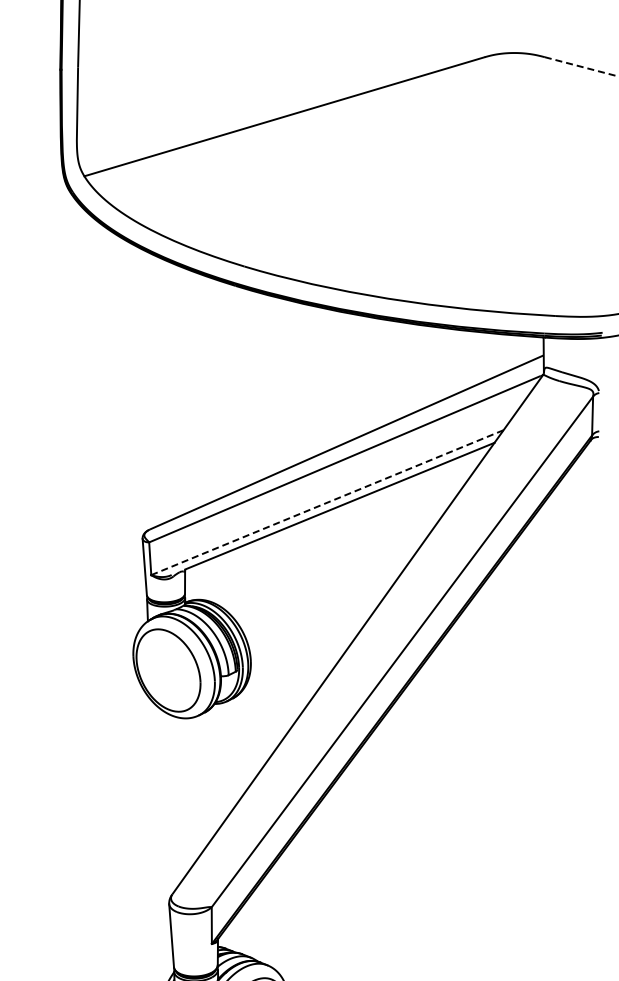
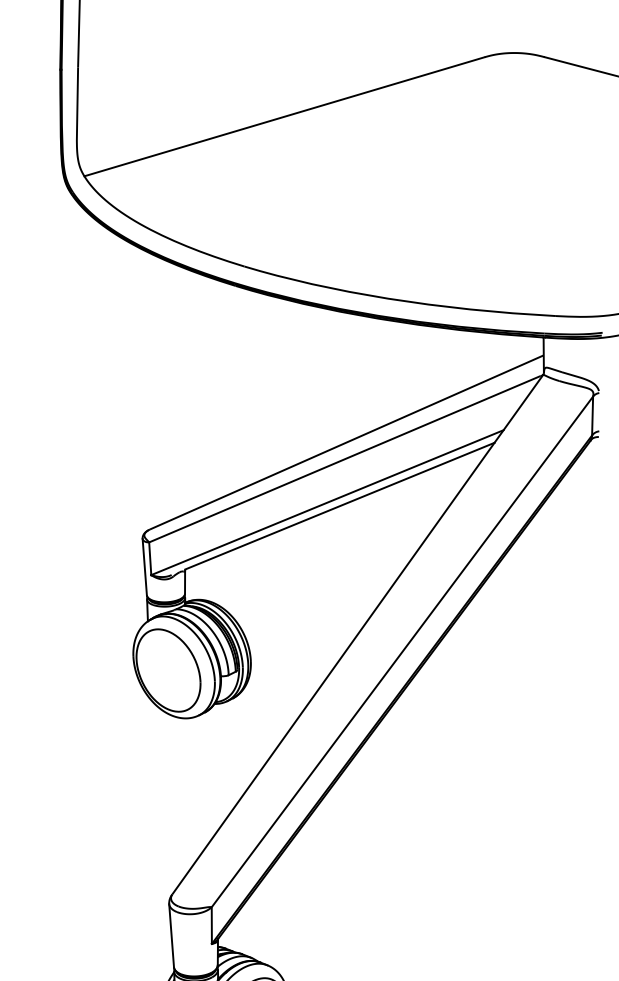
line: dashed -> solid (581, 66)
line: dashed -> solid (327, 502)
